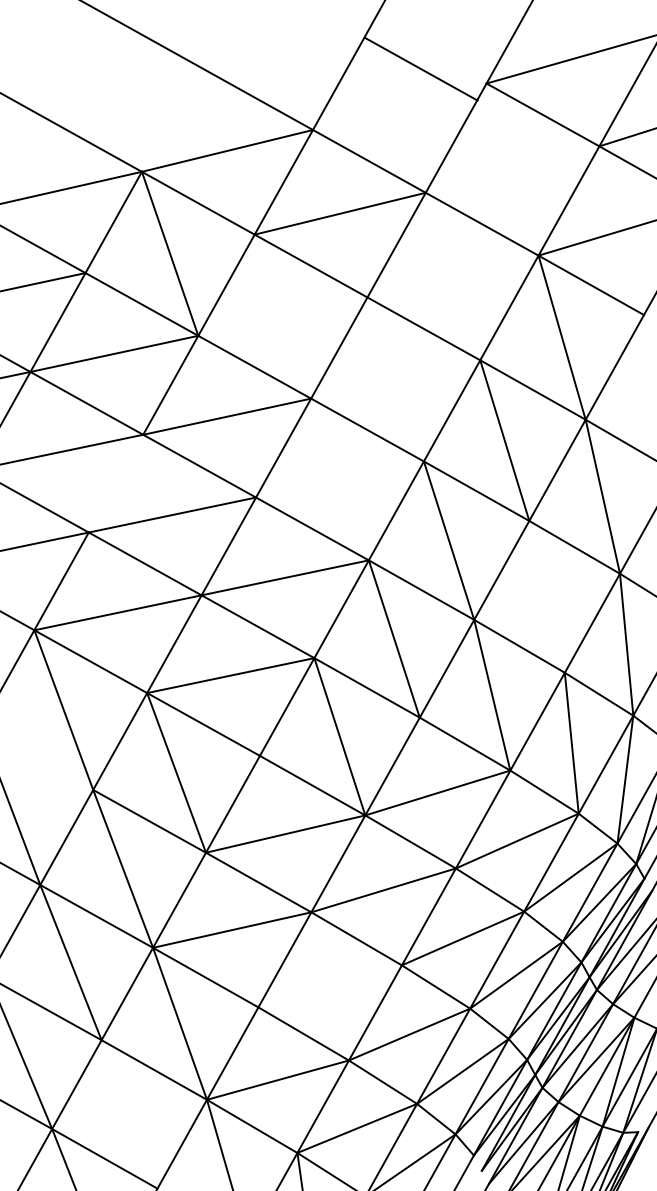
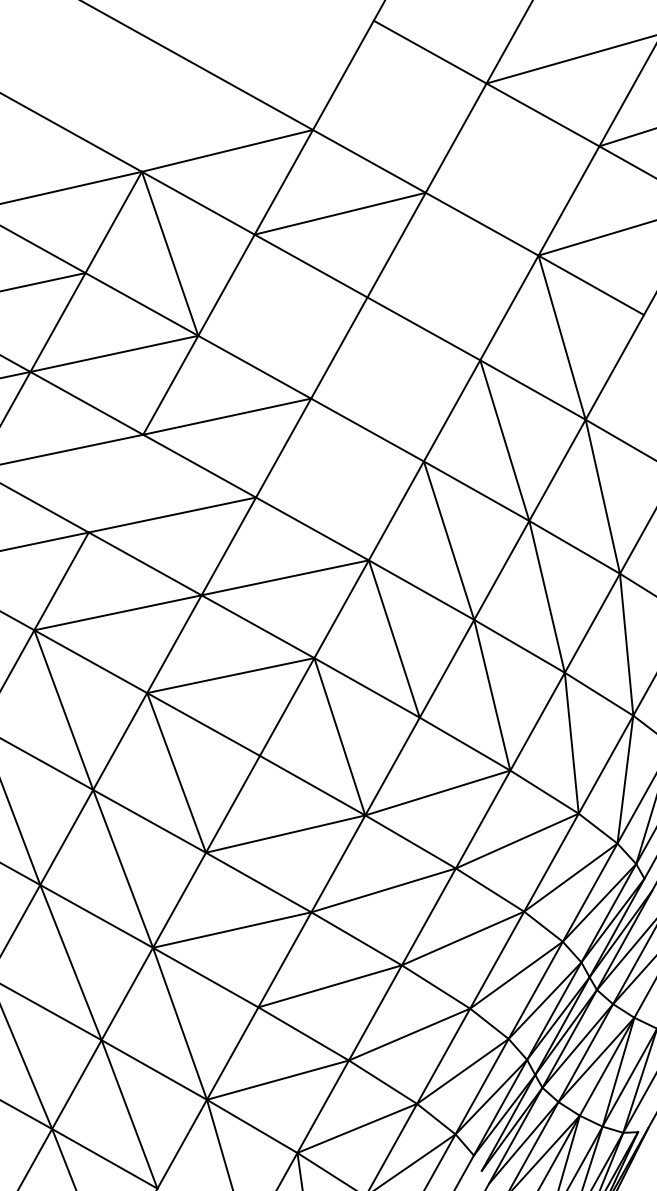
line position: (420, 68) -> (429, 51) (429, 51)
line: none -> present (546, 596)
line: none -> present (47, 764)
line: none -> present (329, 986)
line: none -> present (129, 1113)
